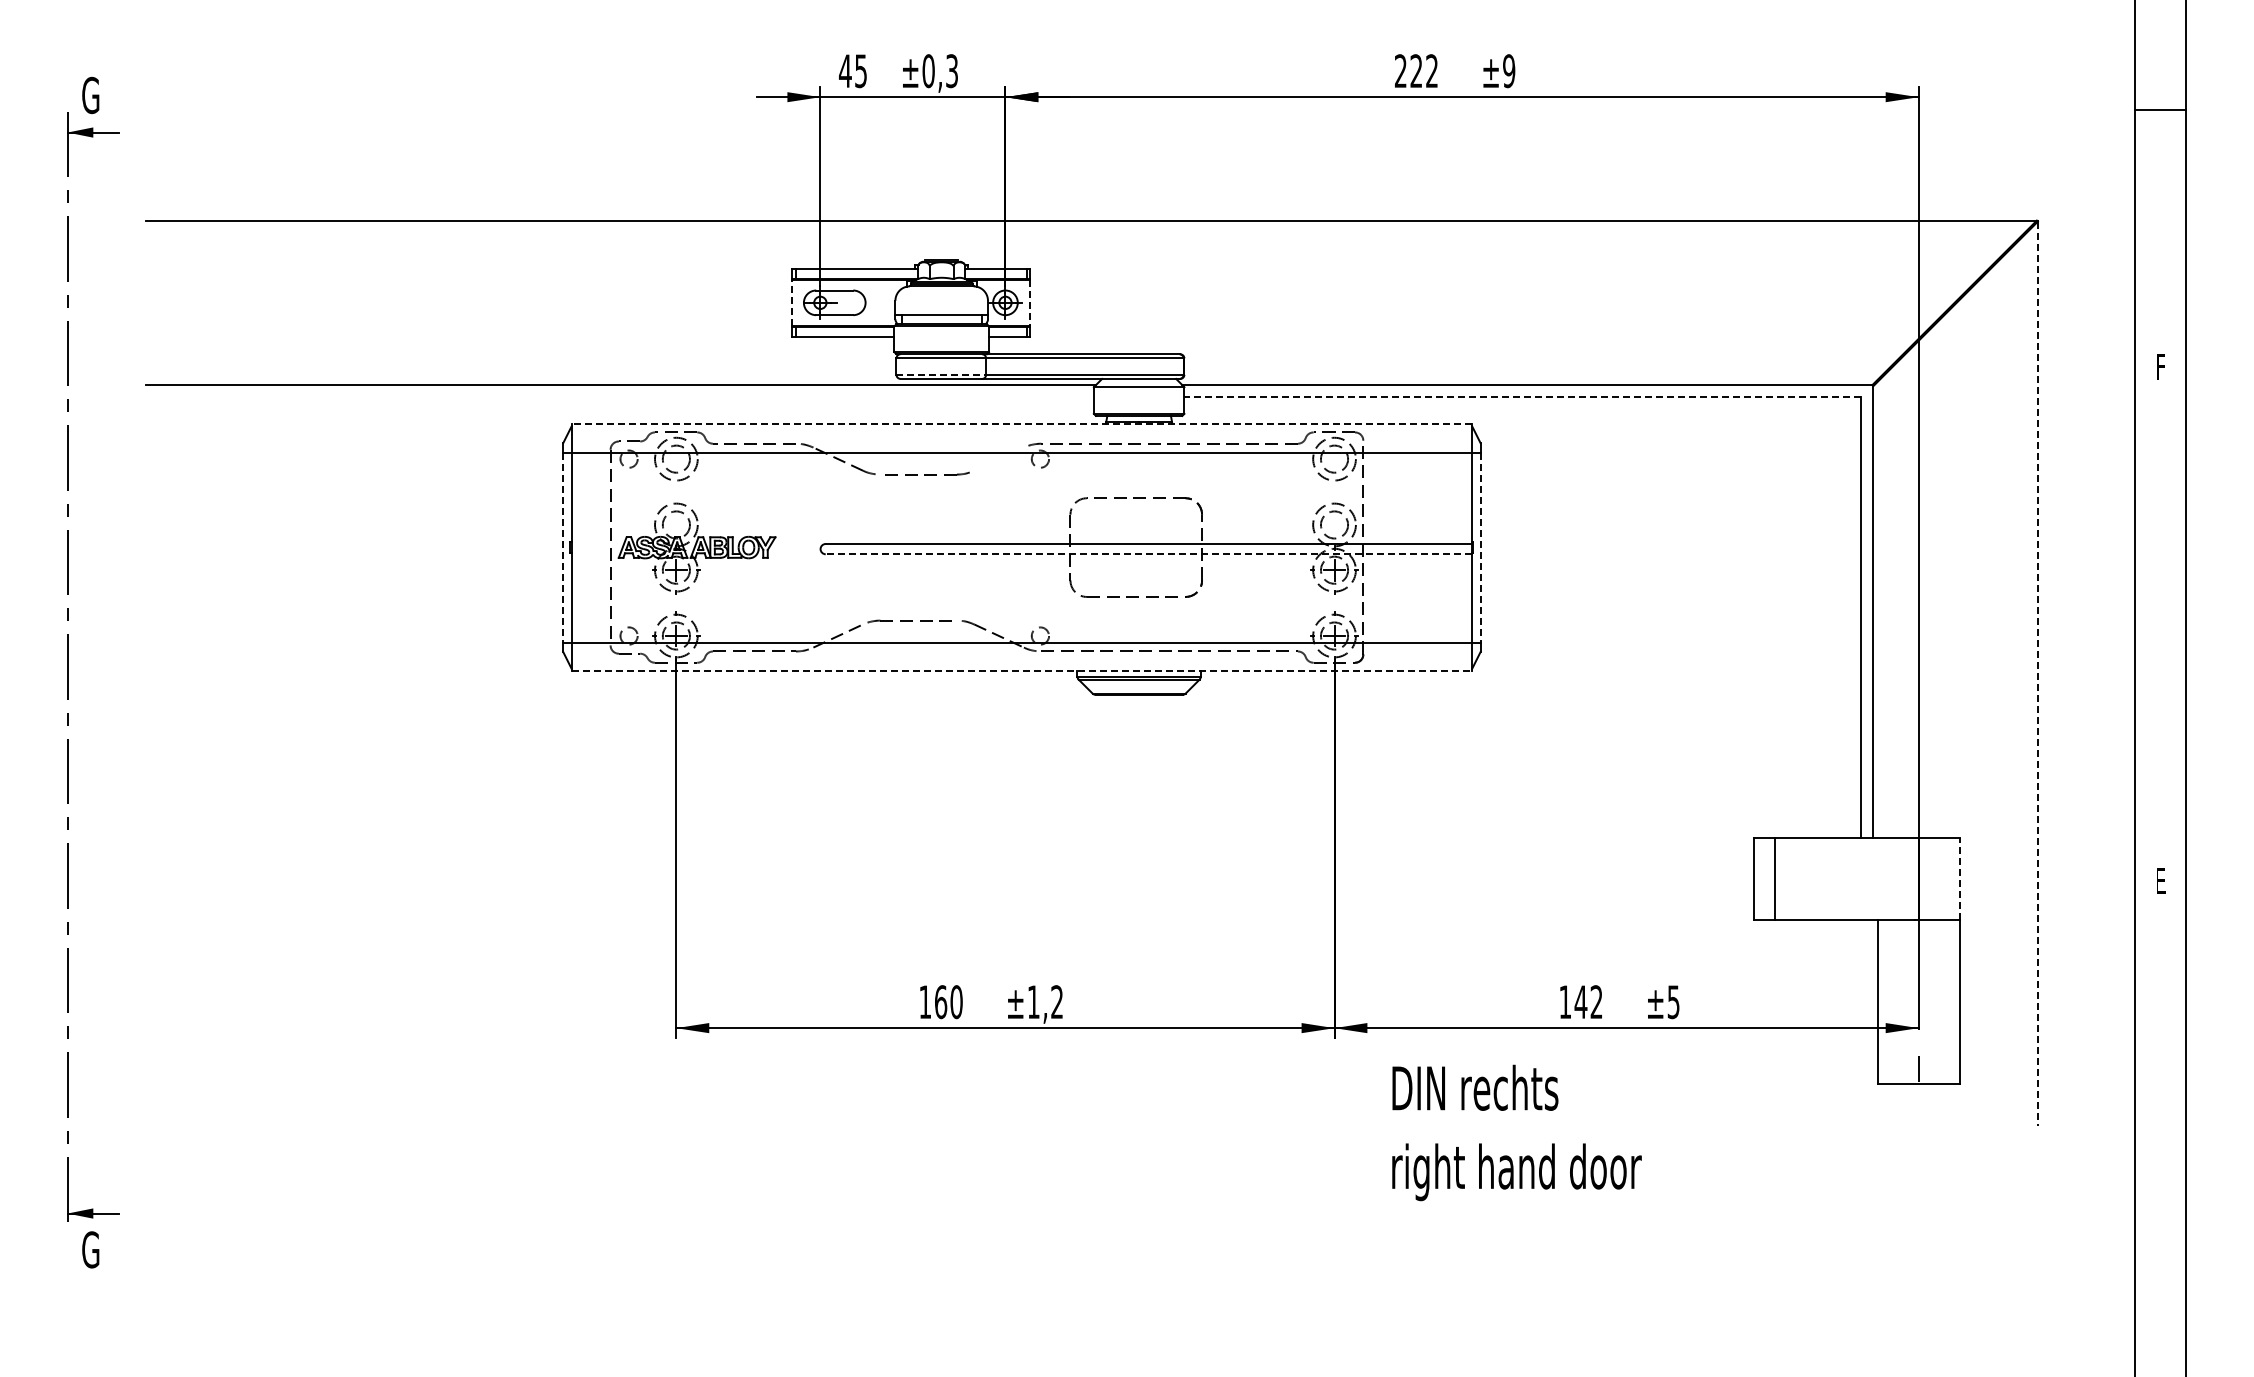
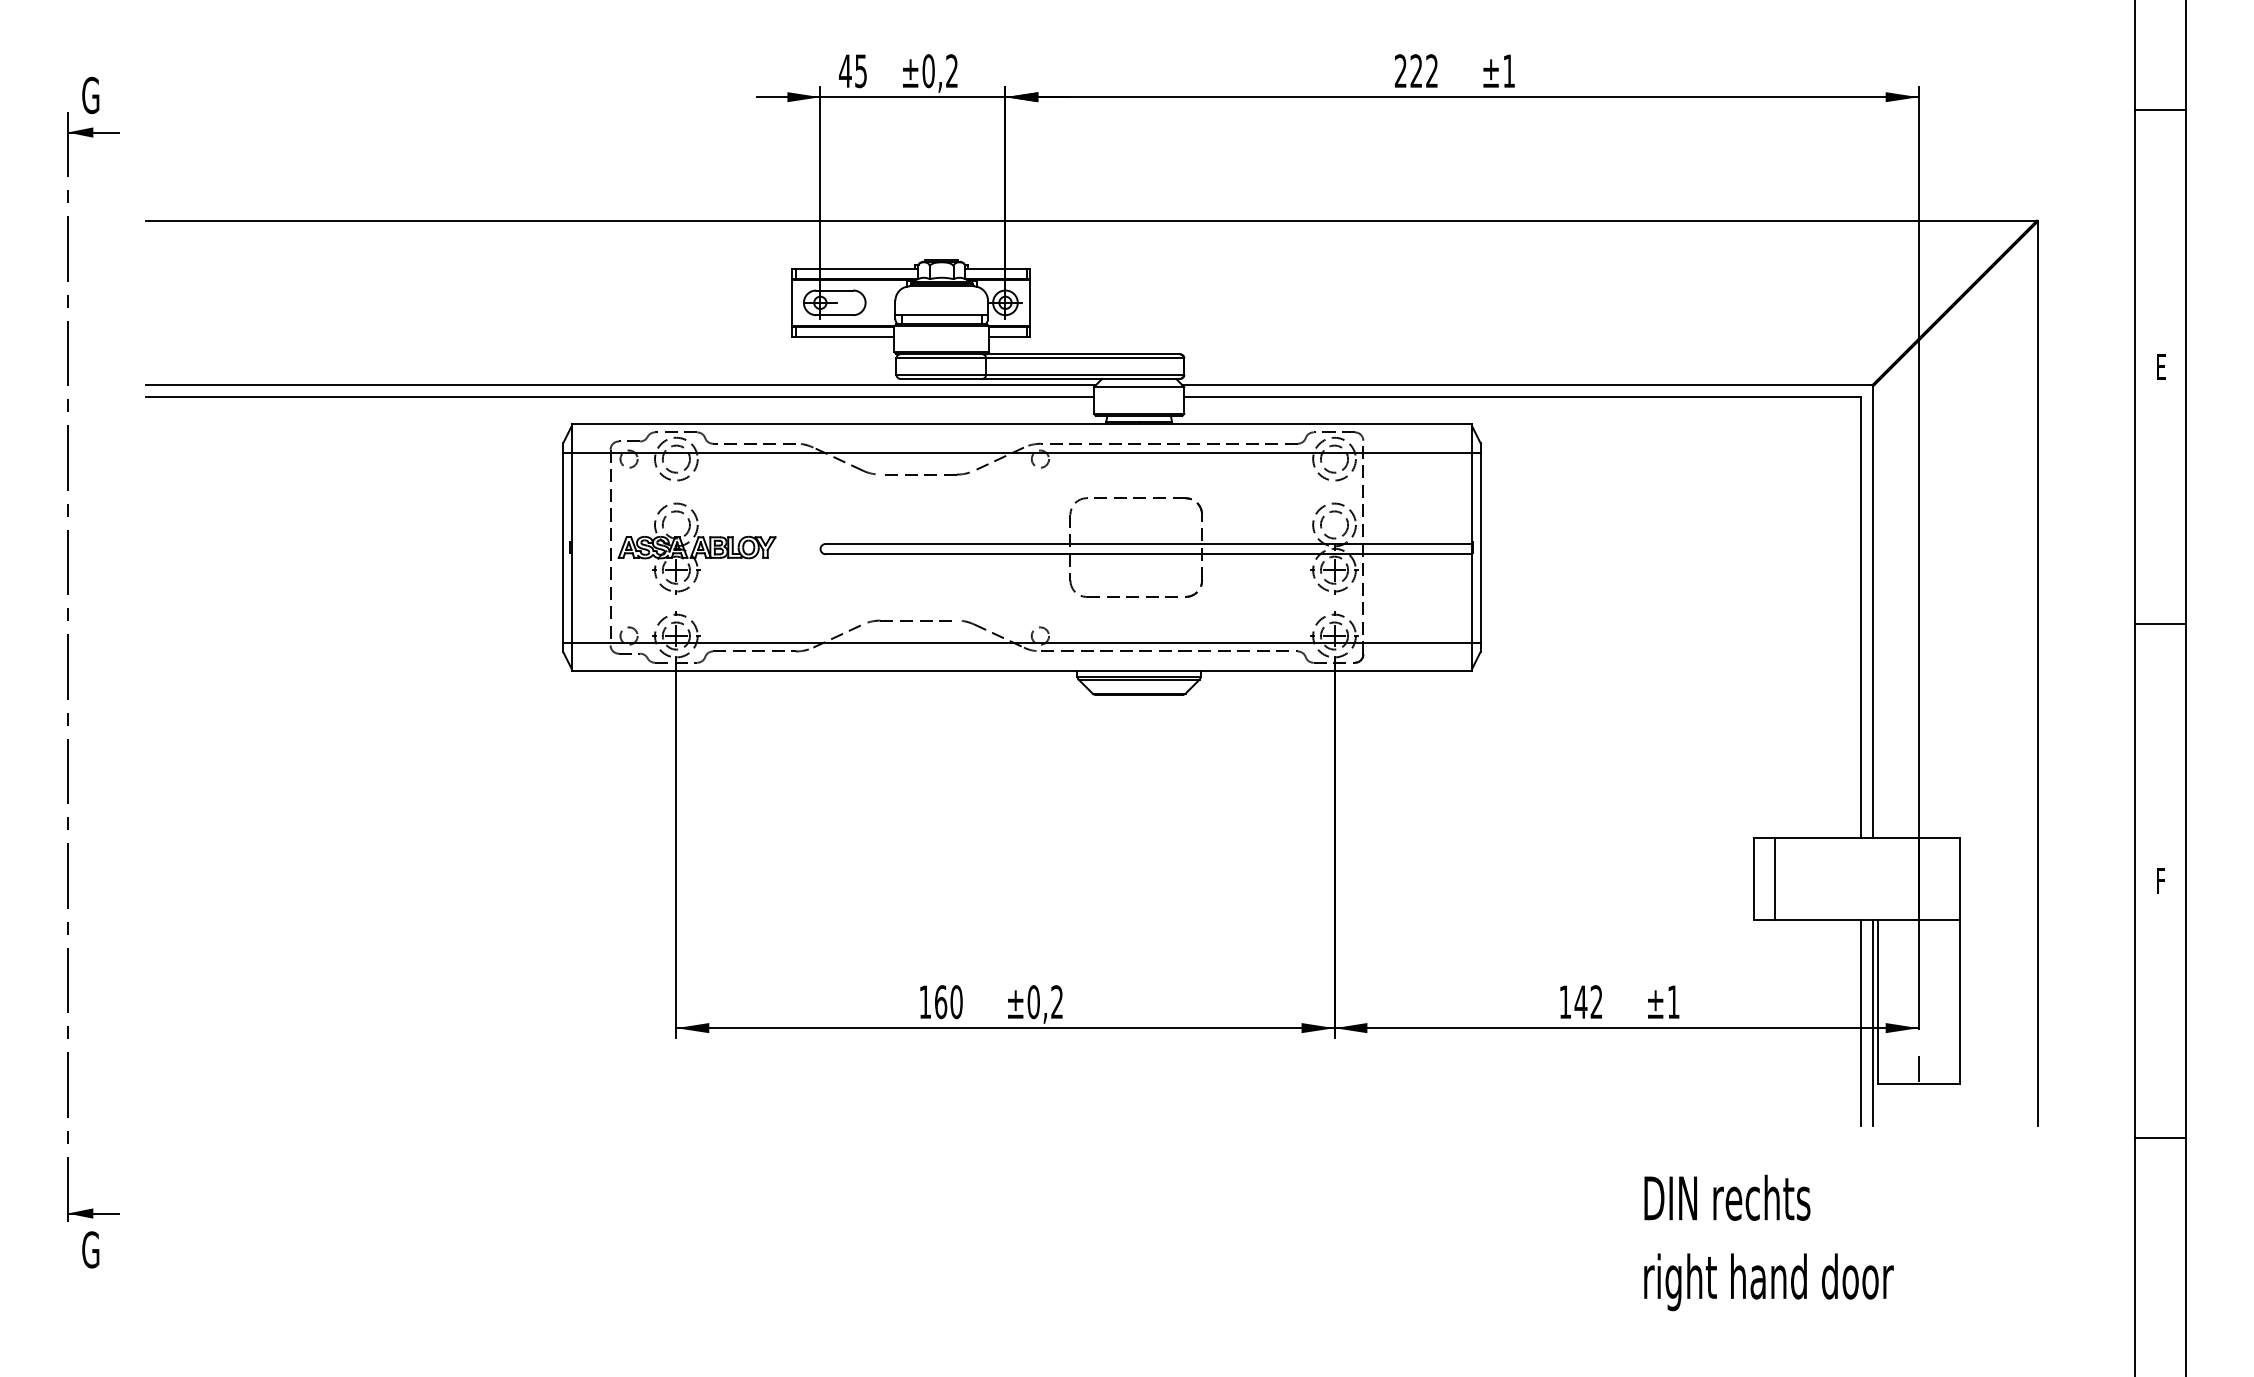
text: ±0,3 -> ±0,2 (951, 71)
text: ±9 -> ±1 (1509, 71)
line: dashed -> solid (791, 302)
line: dashed -> solid (1030, 303)
text: F -> E (2162, 366)
line: dashed -> solid (941, 374)
line: none -> present (619, 397)
line: dashed -> solid (1522, 397)
line: dashed -> solid (1021, 423)
line: none -> present (998, 458)
line: dashed -> solid (563, 548)
line: dashed -> solid (1480, 548)
line: dashed -> solid (1148, 554)
line: none -> present (2160, 624)
line: dashed -> solid (1022, 671)
line: dashed -> solid (2037, 673)
line: dashed -> solid (1959, 878)
text: E -> F (2161, 882)
text: ±1,2 -> ±0,2 (1033, 1002)
text: ±5 -> ±1 (1673, 1002)
line: none -> present (1861, 1022)
line: none -> present (1873, 1022)
text position: (1516, 1132) -> (1768, 1242) (1768, 1242)
line: none -> present (2160, 1138)
